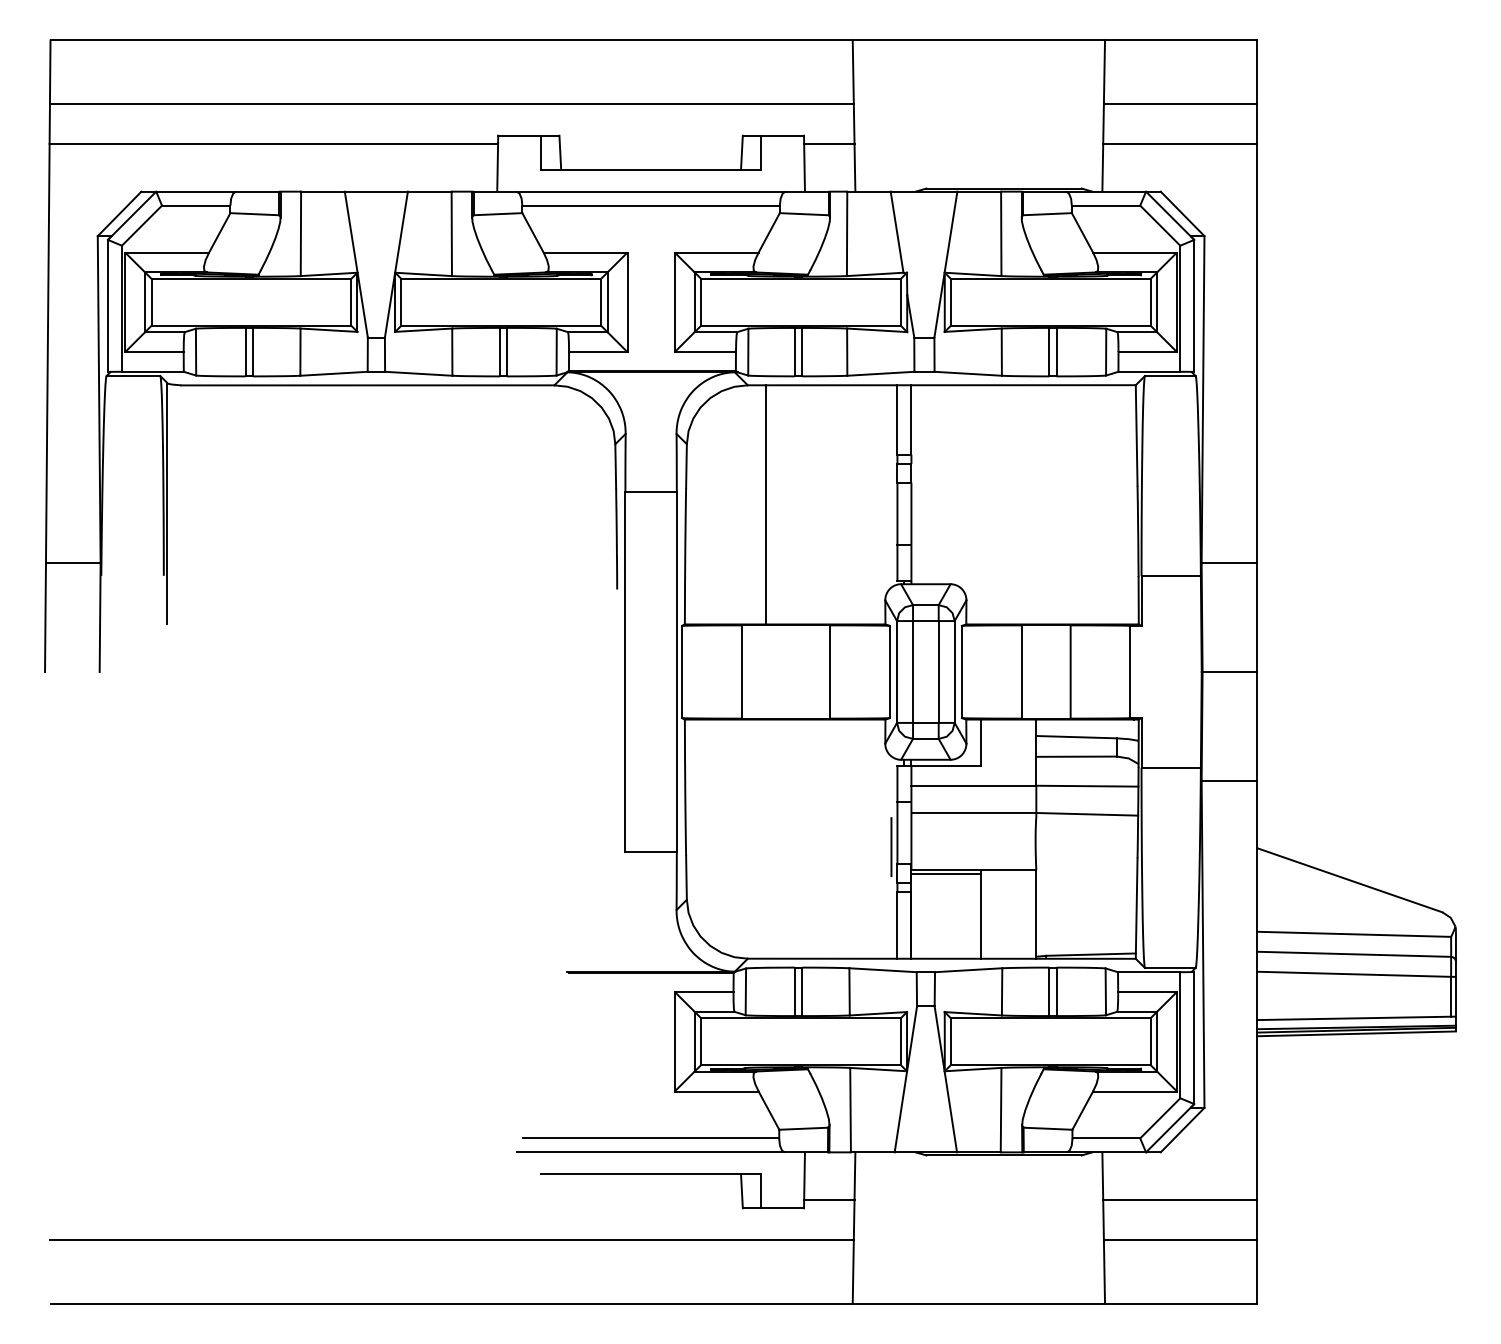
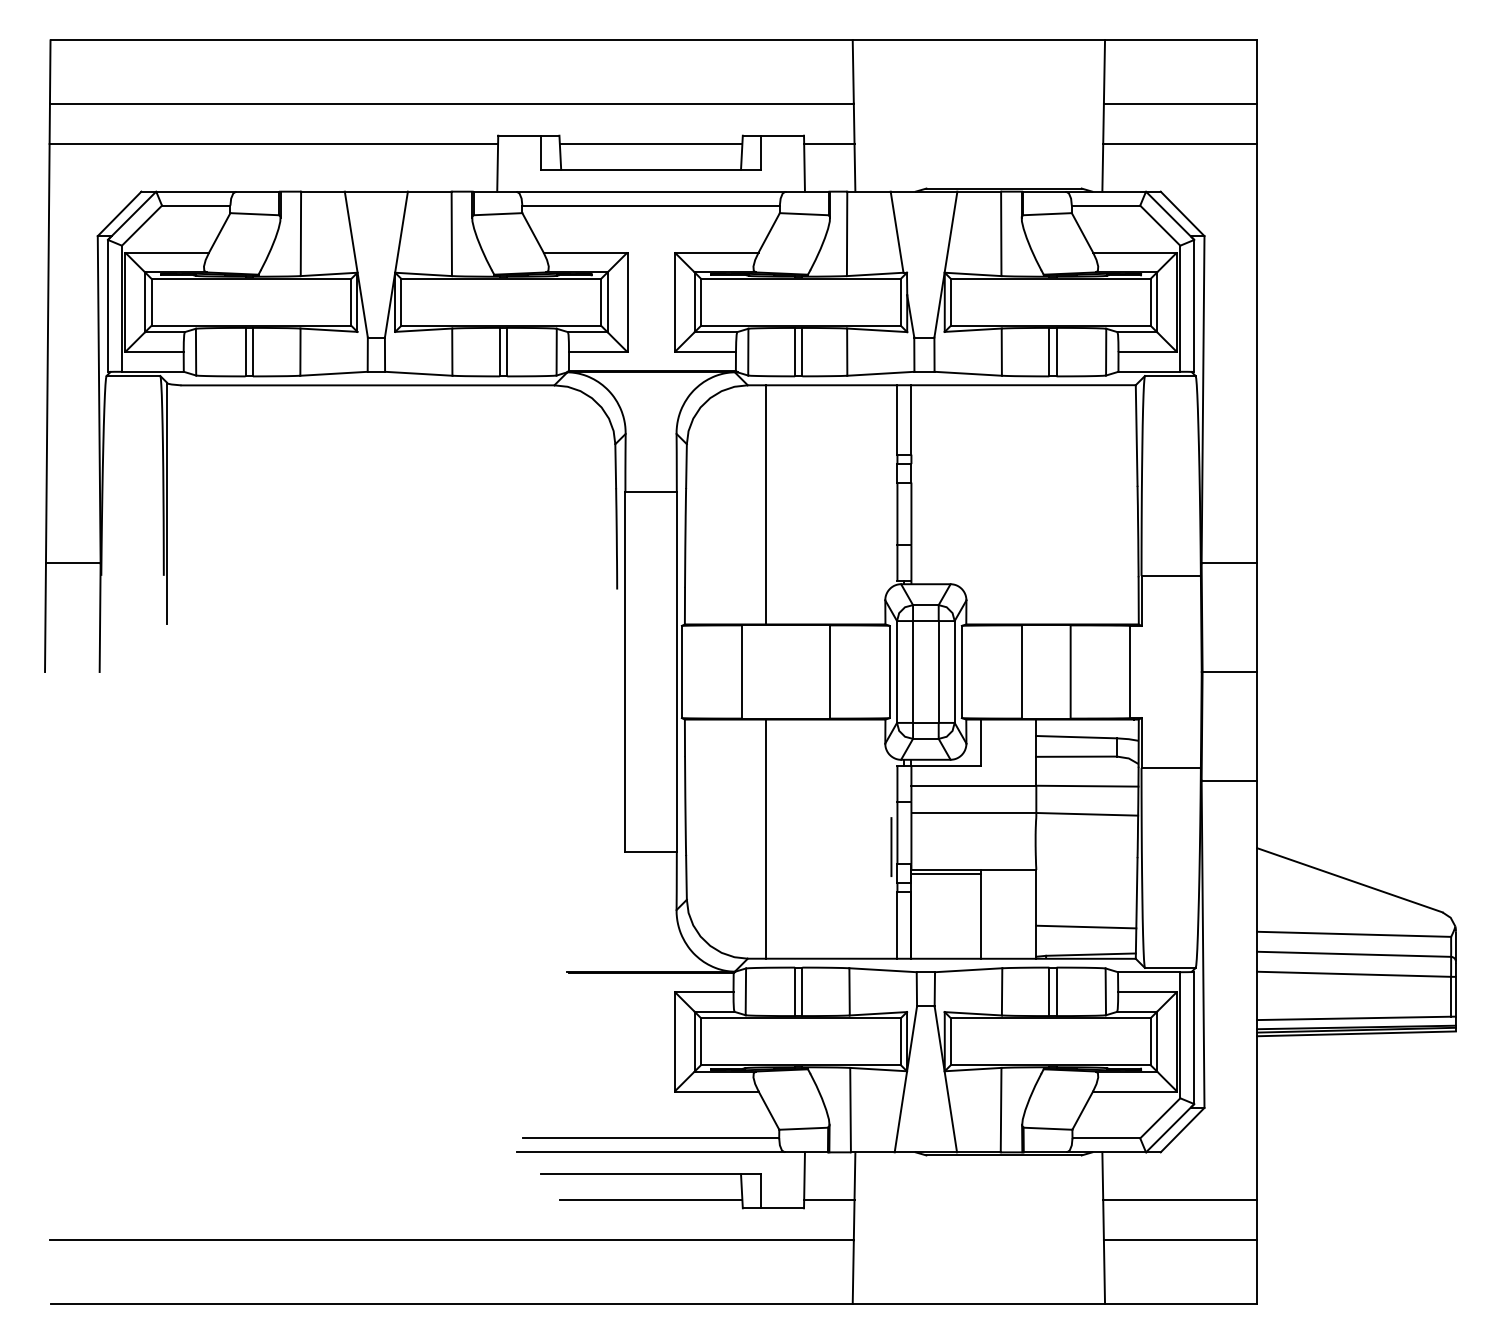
line: none -> present (650, 144)
line: none -> present (765, 838)
line: none -> present (1086, 926)
line: none -> present (650, 1200)
